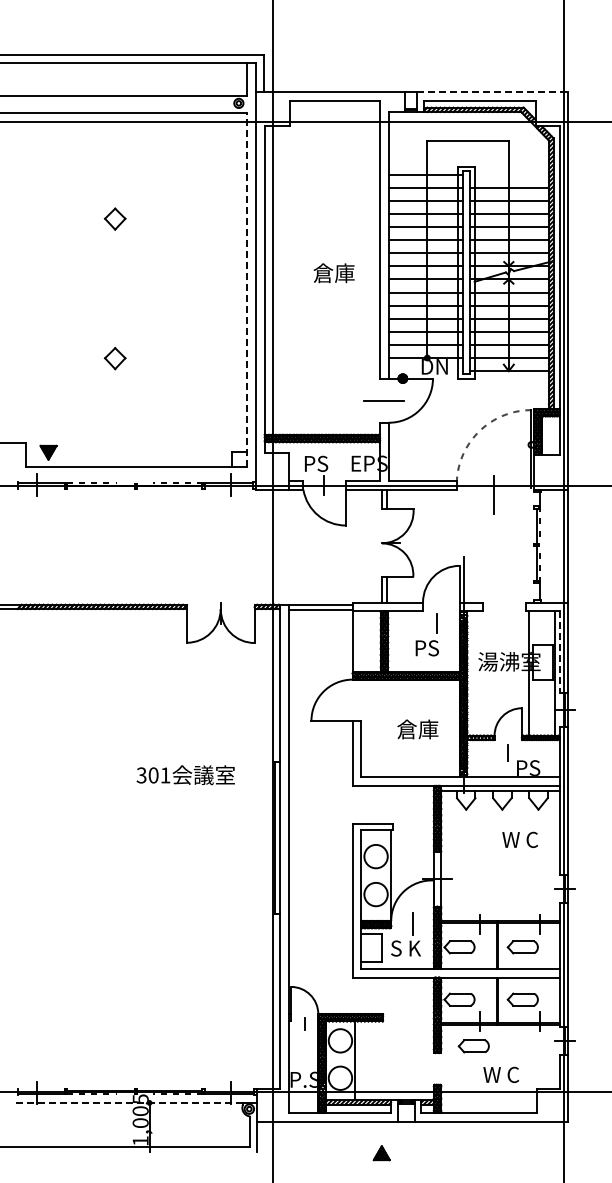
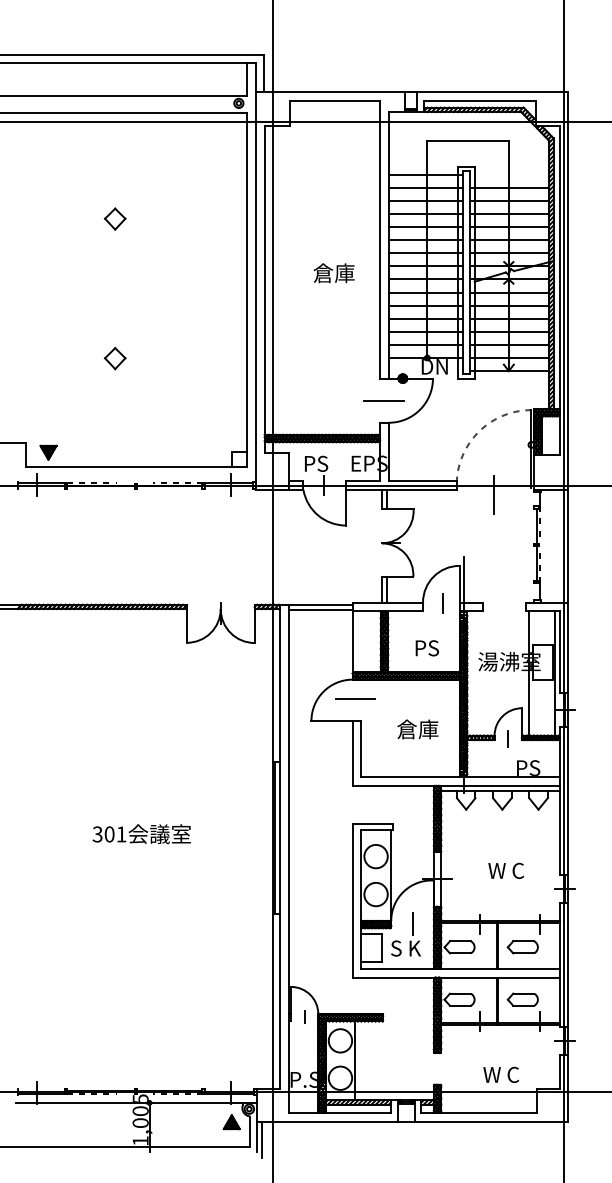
line: dashed -> solid (492, 92)
line: dashed -> solid (246, 289)
line position: (436, 623) -> (442, 603) (442, 603)
line: dashed -> solid (559, 652)
line: none -> present (355, 699)
line position: (507, 752) -> (507, 738) (507, 738)
text position: (185, 775) -> (141, 834) (141, 834)
text position: (519, 839) -> (505, 870) (505, 870)
line position: (304, 1023) -> (304, 1016) (304, 1016)
part: present -> none (473, 1046)
line: dashed -> solid (129, 1102)
line: none -> present (261, 1139)
part position: (381, 1153) -> (231, 1122) (231, 1122)
